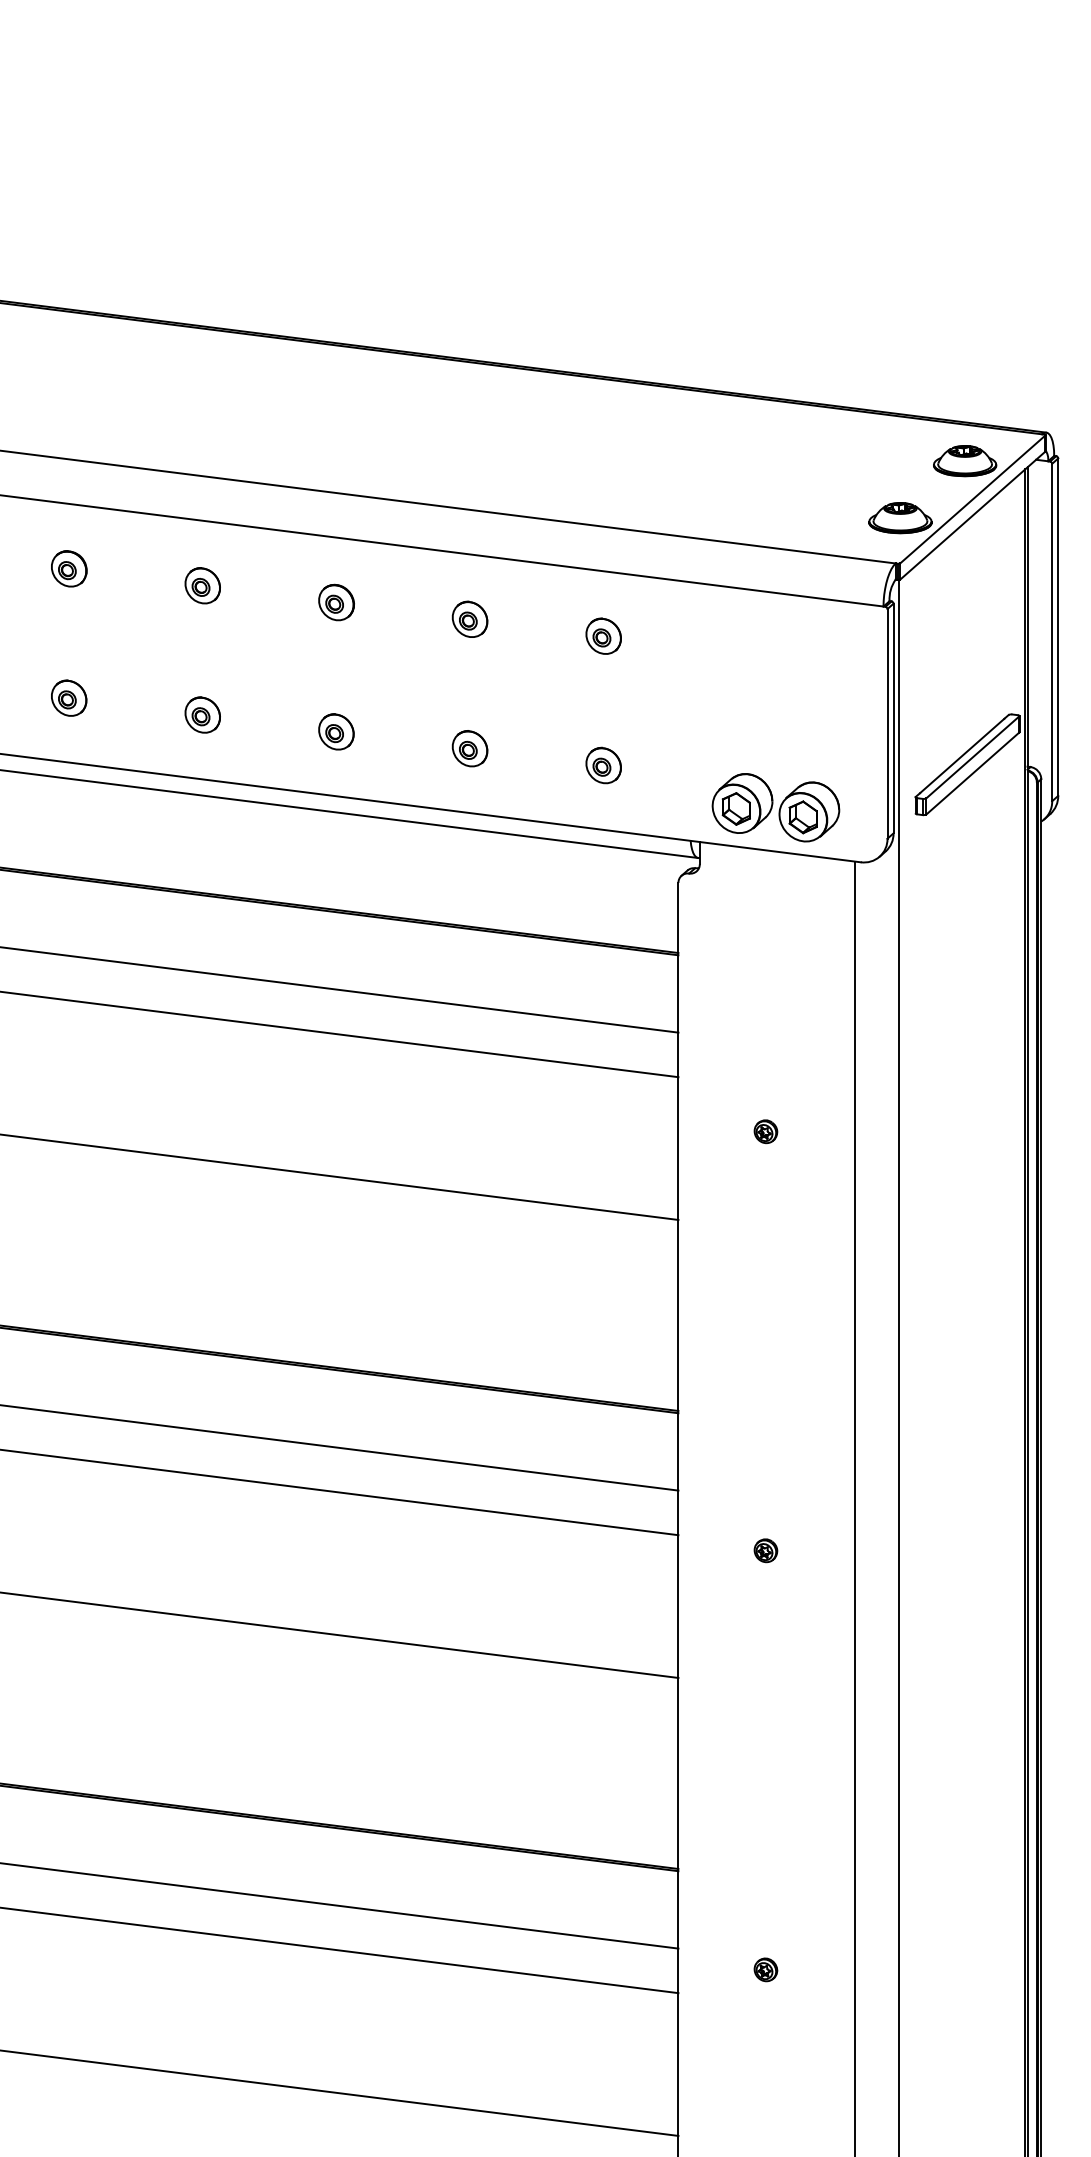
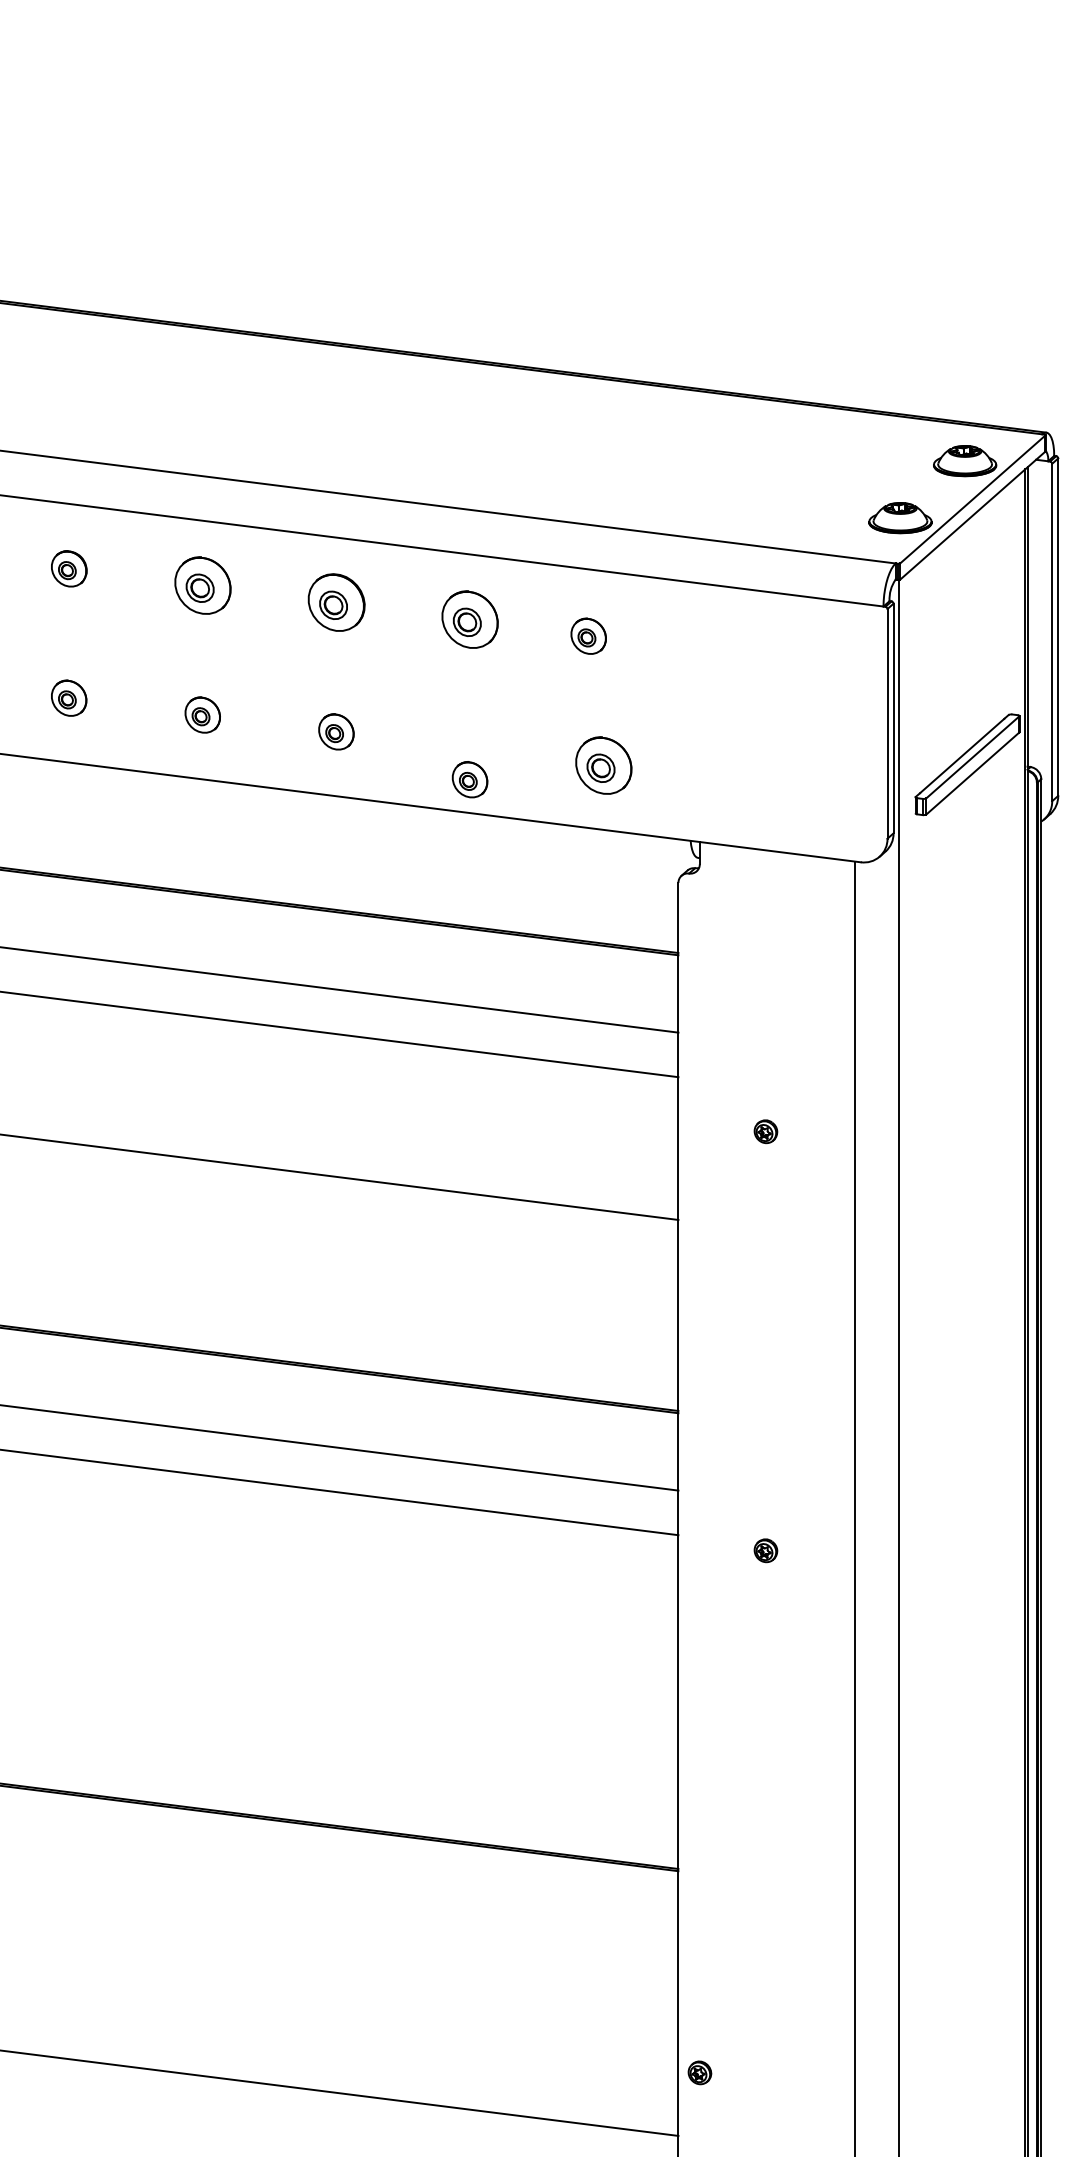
part size: 37x38 px -> 58x59 px (202, 585)
part size: 37x39 px -> 59x59 px (336, 602)
part size: 38x38 px -> 58x59 px (469, 619)
part position: (603, 635) -> (588, 635) (588, 635)
part position: (469, 748) -> (469, 779) (469, 779)
part size: 37x39 px -> 58x59 px (603, 765)
part: present -> none (775, 807)
line: present -> none (350, 814)
line: present -> none (340, 1634)
line: present -> none (340, 1905)
line: present -> none (340, 1950)
part position: (765, 1969) -> (699, 2072) (699, 2072)
